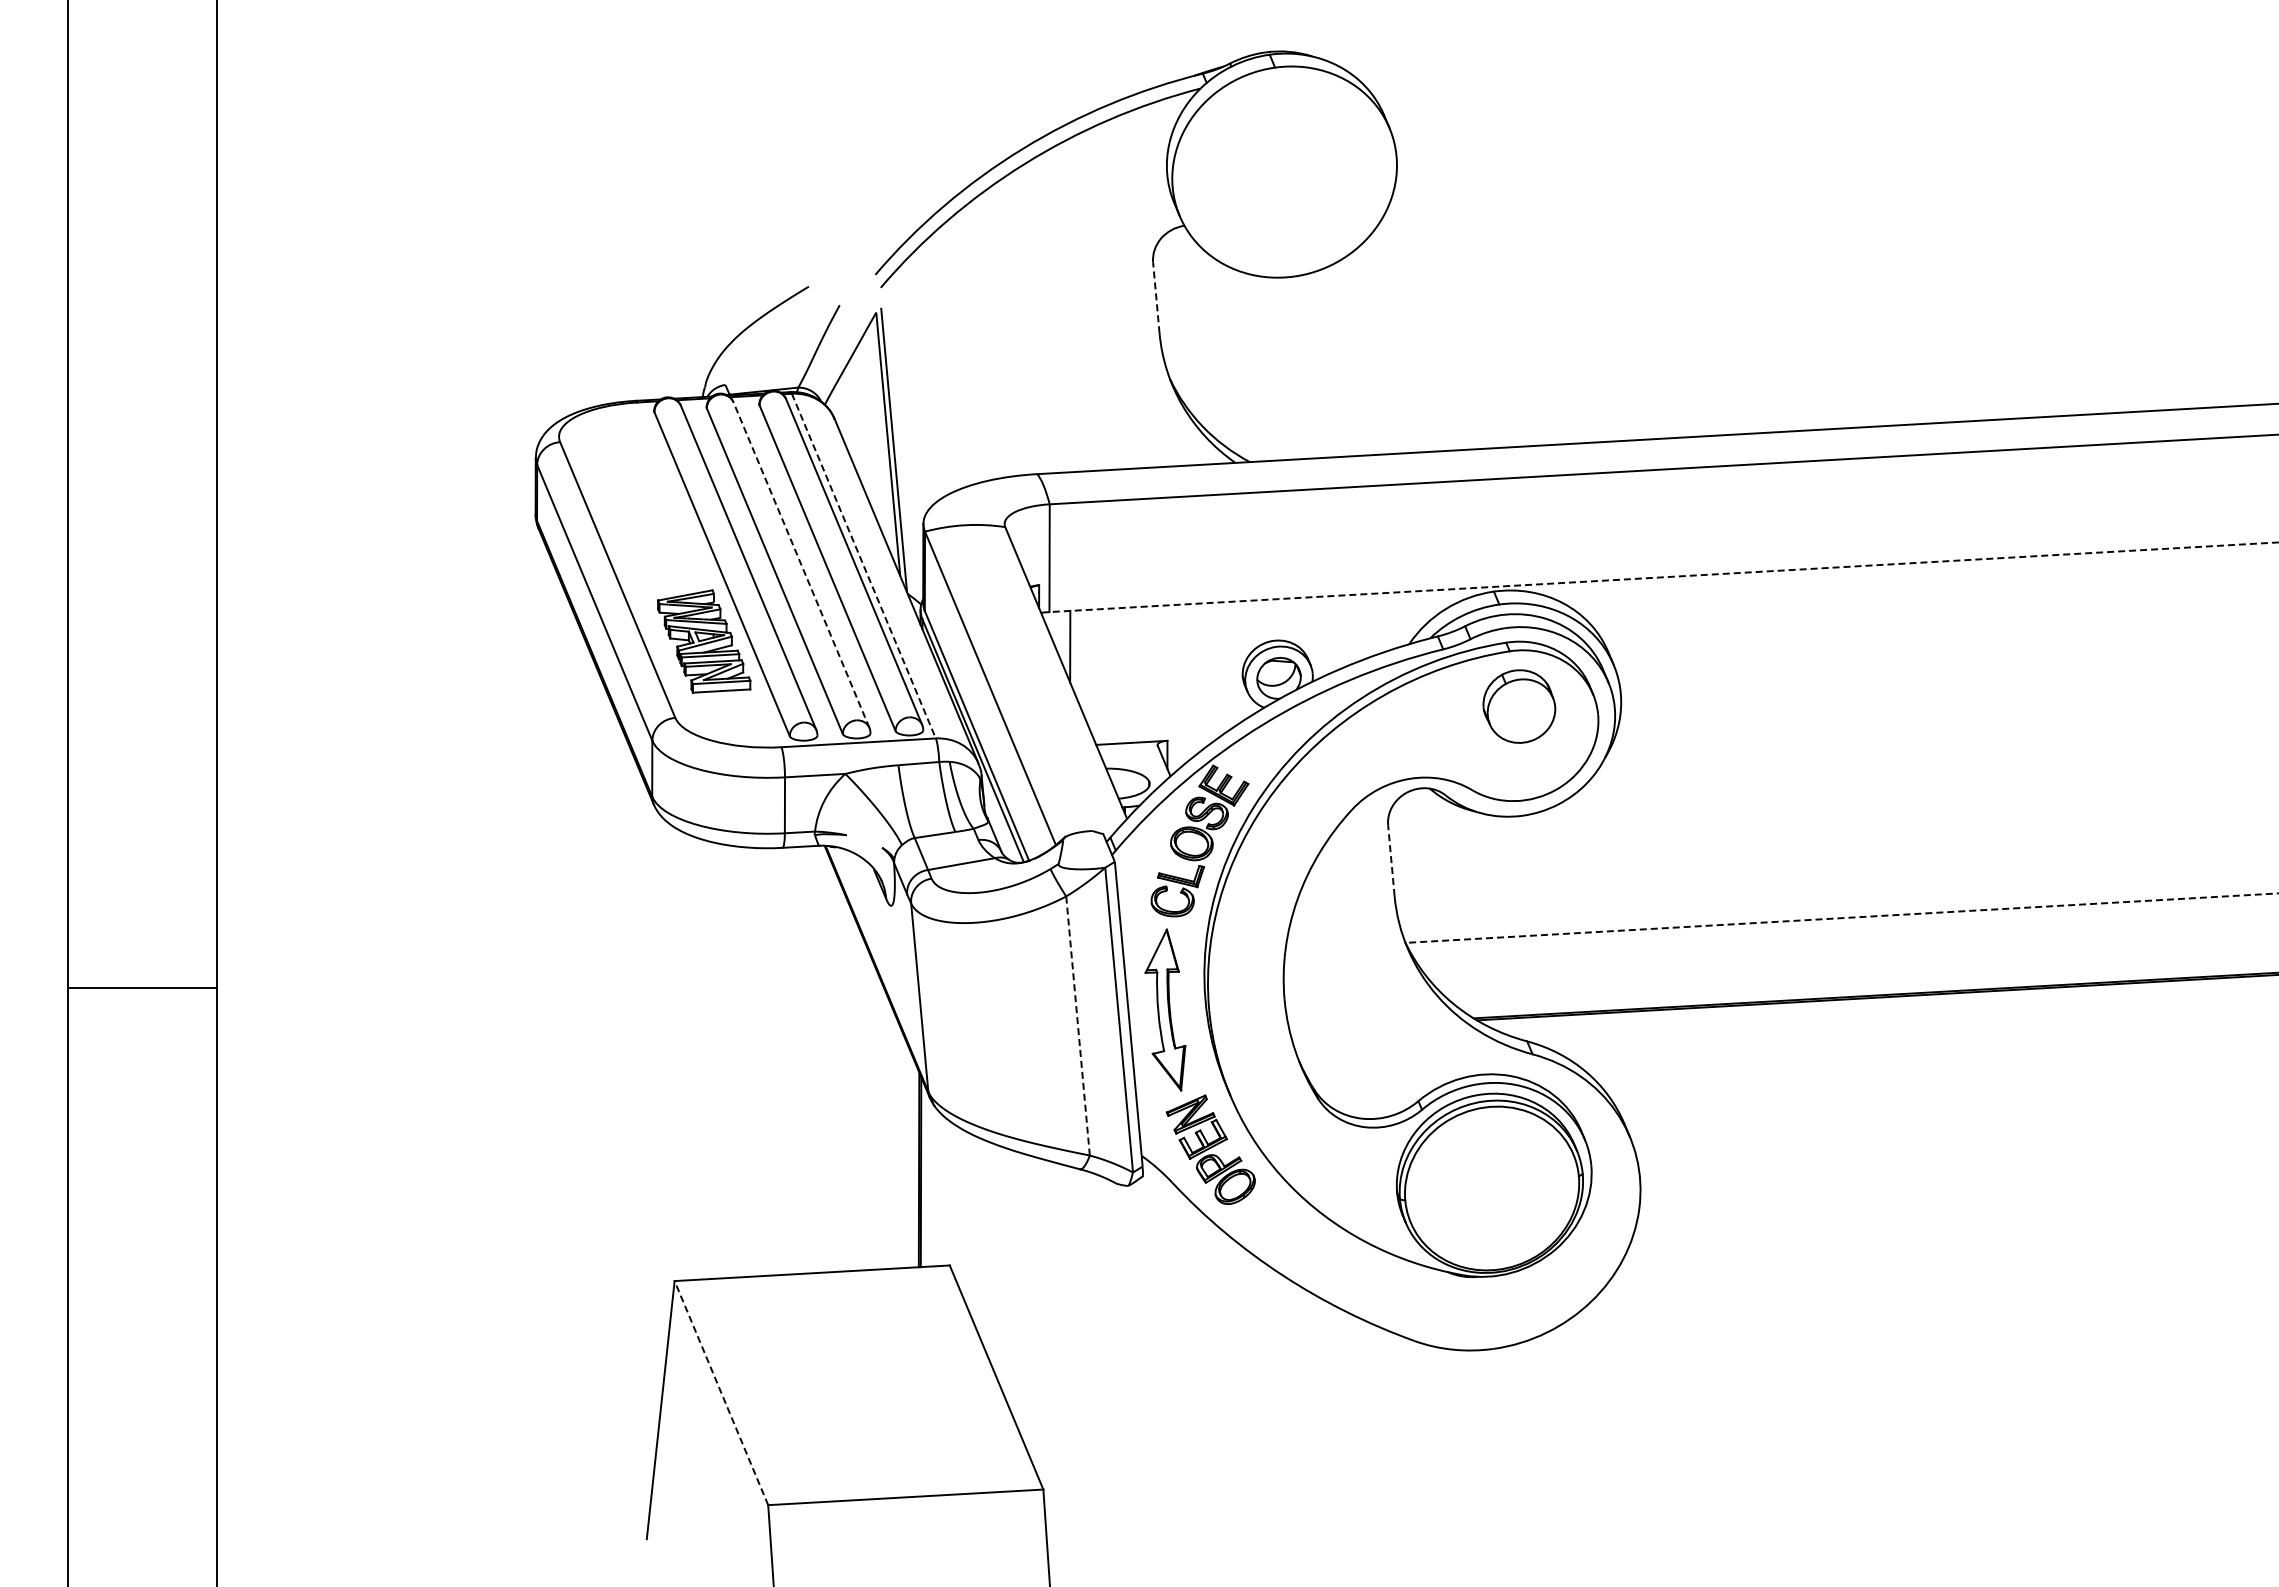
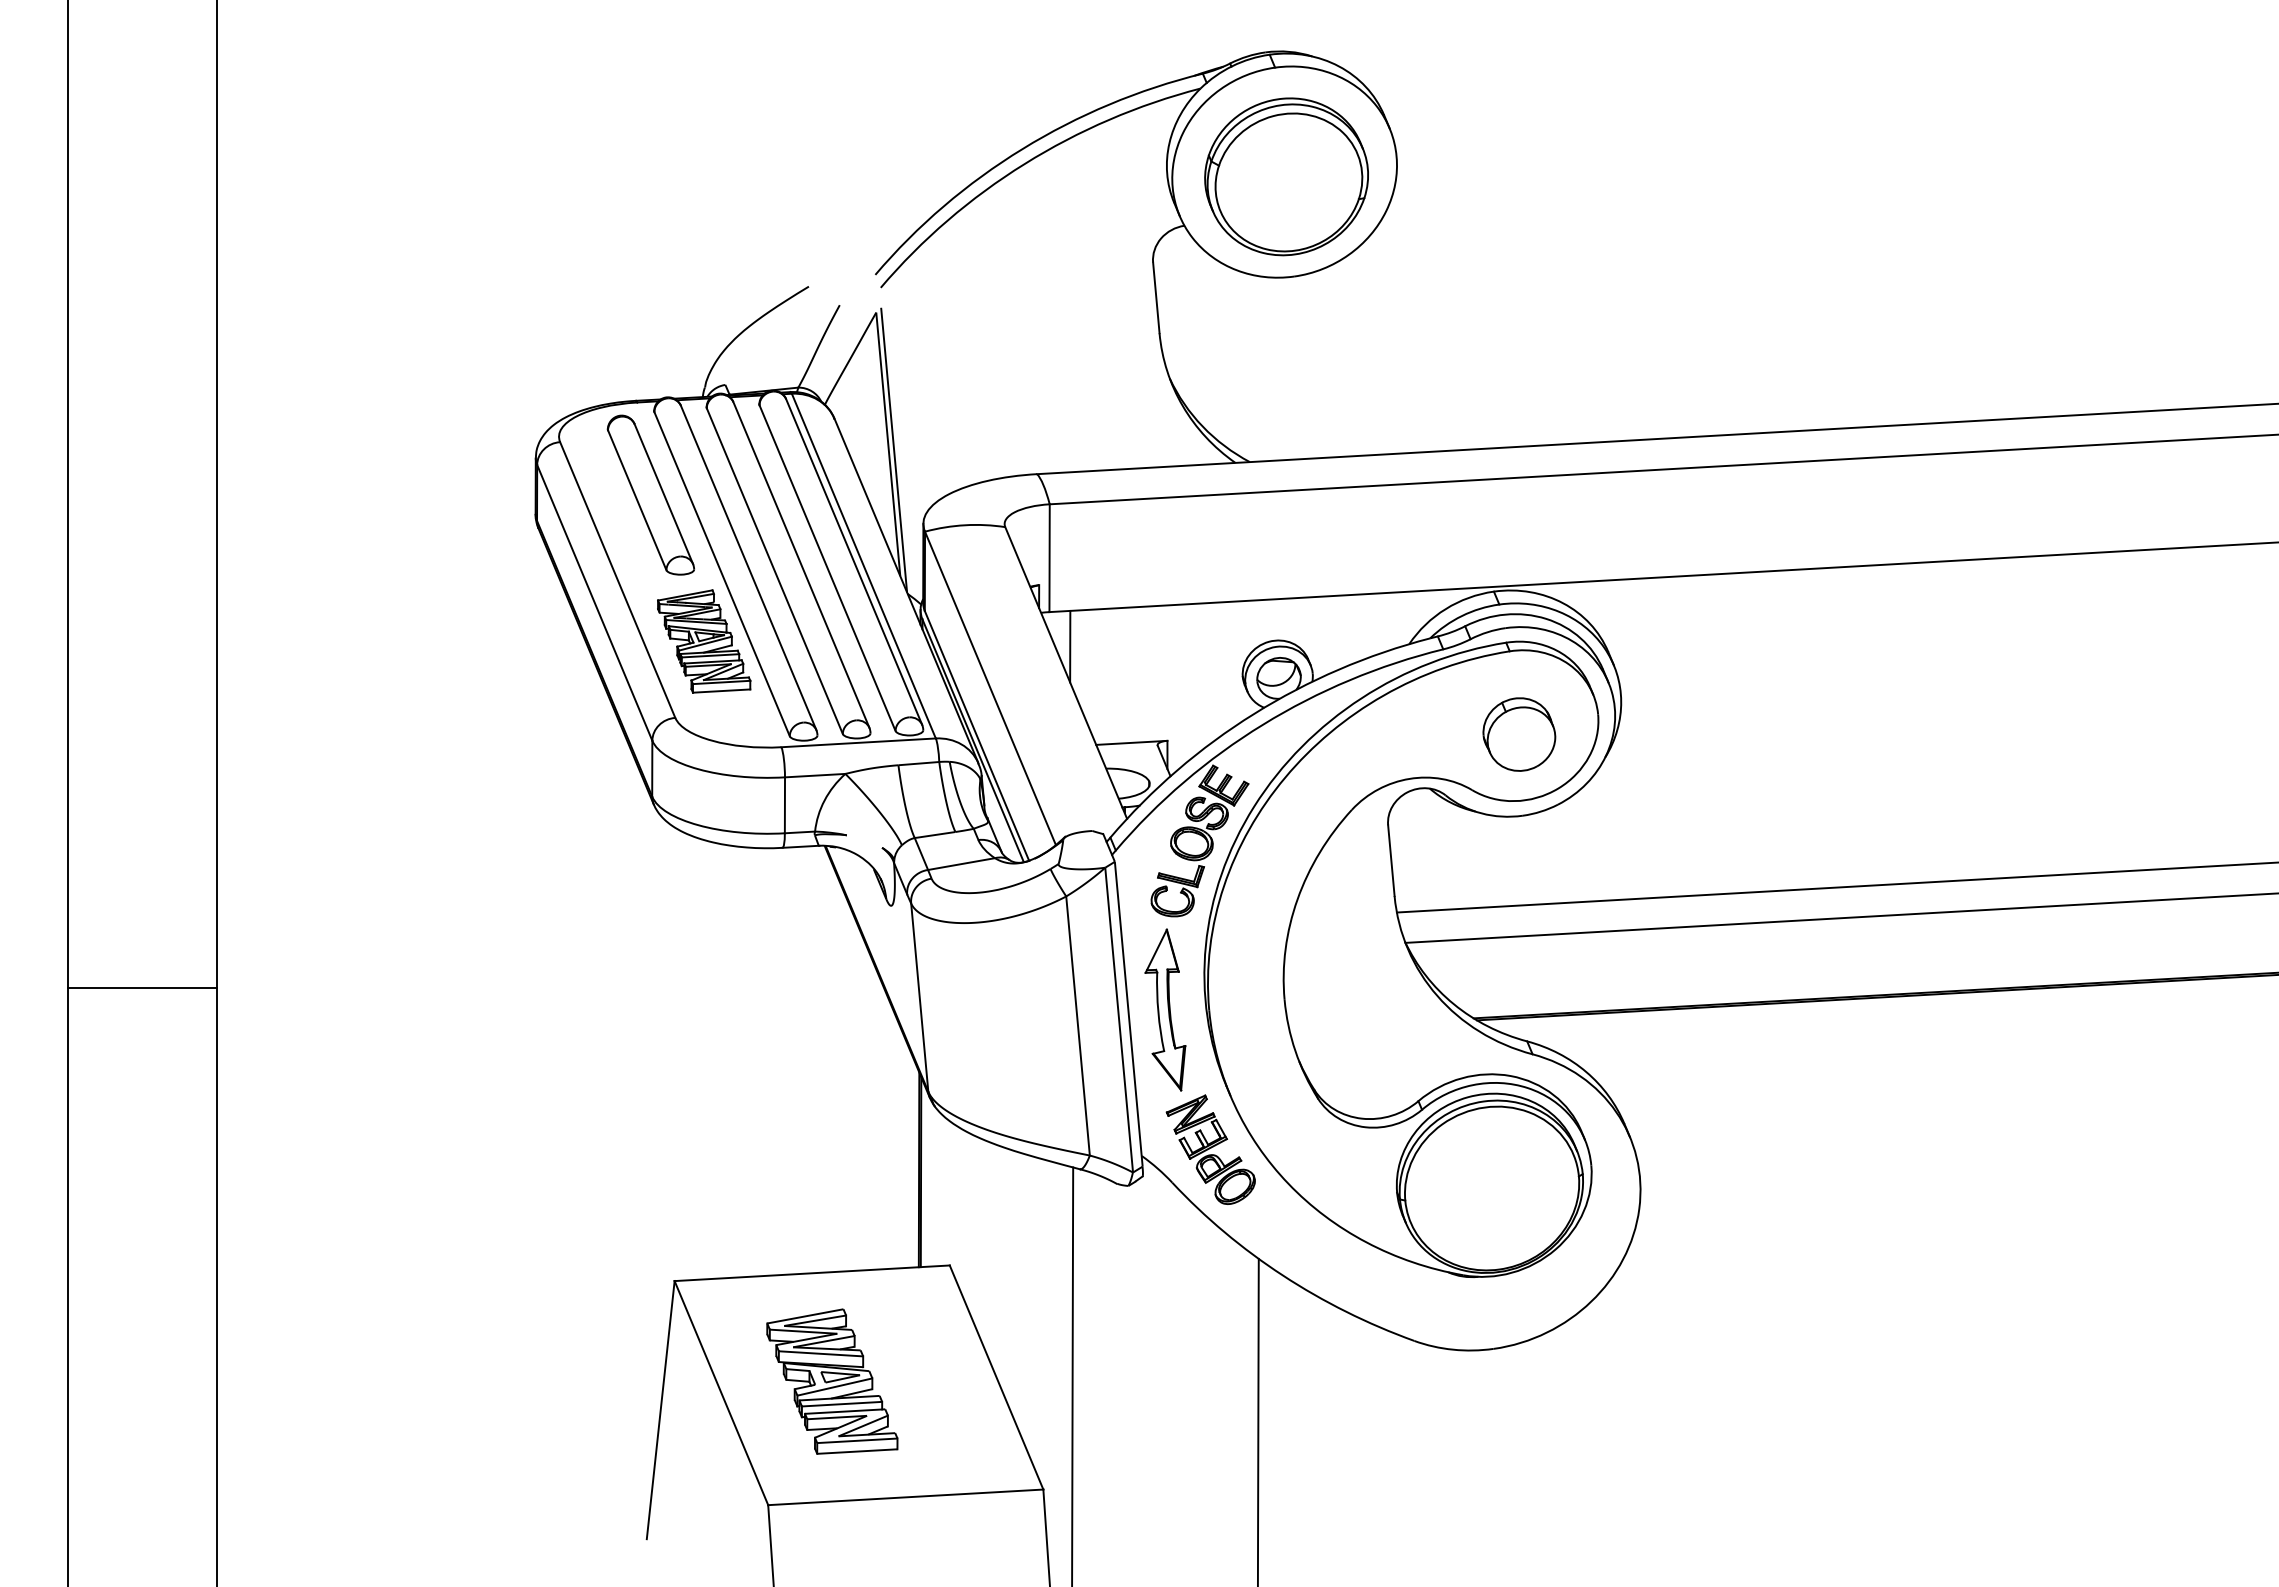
part: none -> present (1286, 176)
line: dashed -> solid (1156, 297)
part: none -> present (650, 494)
line: dashed -> solid (801, 565)
line: dashed -> solid (863, 566)
line: dashed -> solid (1663, 577)
part position: (1519, 706) -> (1519, 734) (1519, 734)
line: dashed -> solid (1391, 860)
line: none -> present (1835, 887)
line: dashed -> solid (1841, 918)
line: dashed -> solid (1078, 1025)
line: none -> present (1072, 1375)
part: none -> present (832, 1381)
line: dashed -> solid (721, 1392)
line: none -> present (1257, 1420)
